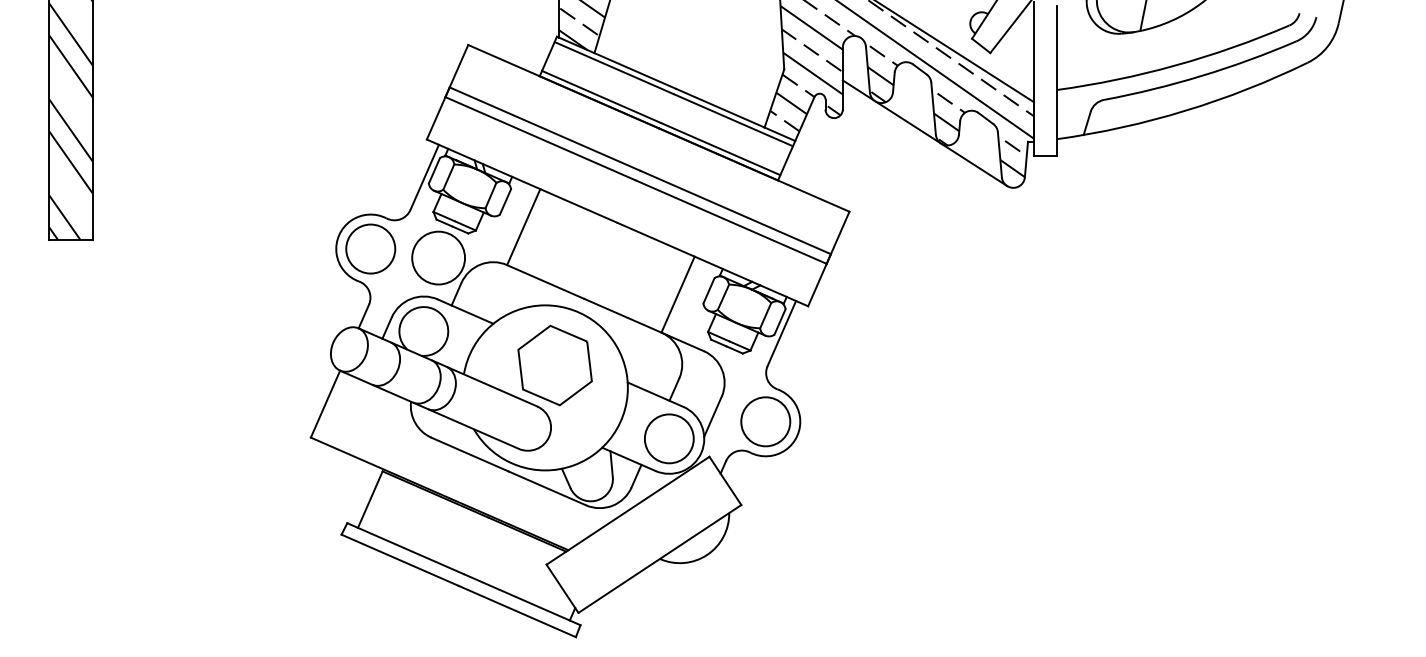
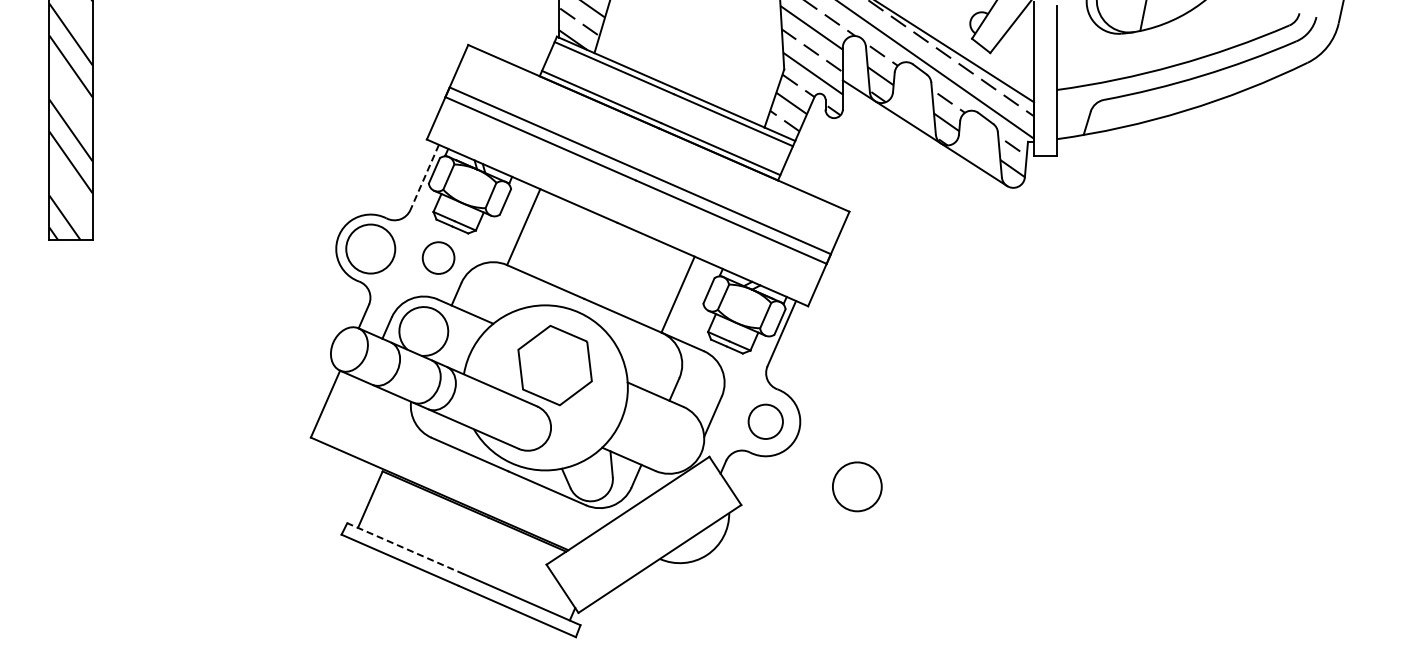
line: solid -> dashed (424, 177)
circle diameter: 53 px -> 32 px (438, 257)
circle diameter: 49 px -> 34 px (765, 421)
circle position: (669, 438) -> (857, 486) (857, 486)
line: solid -> dashed (405, 548)
